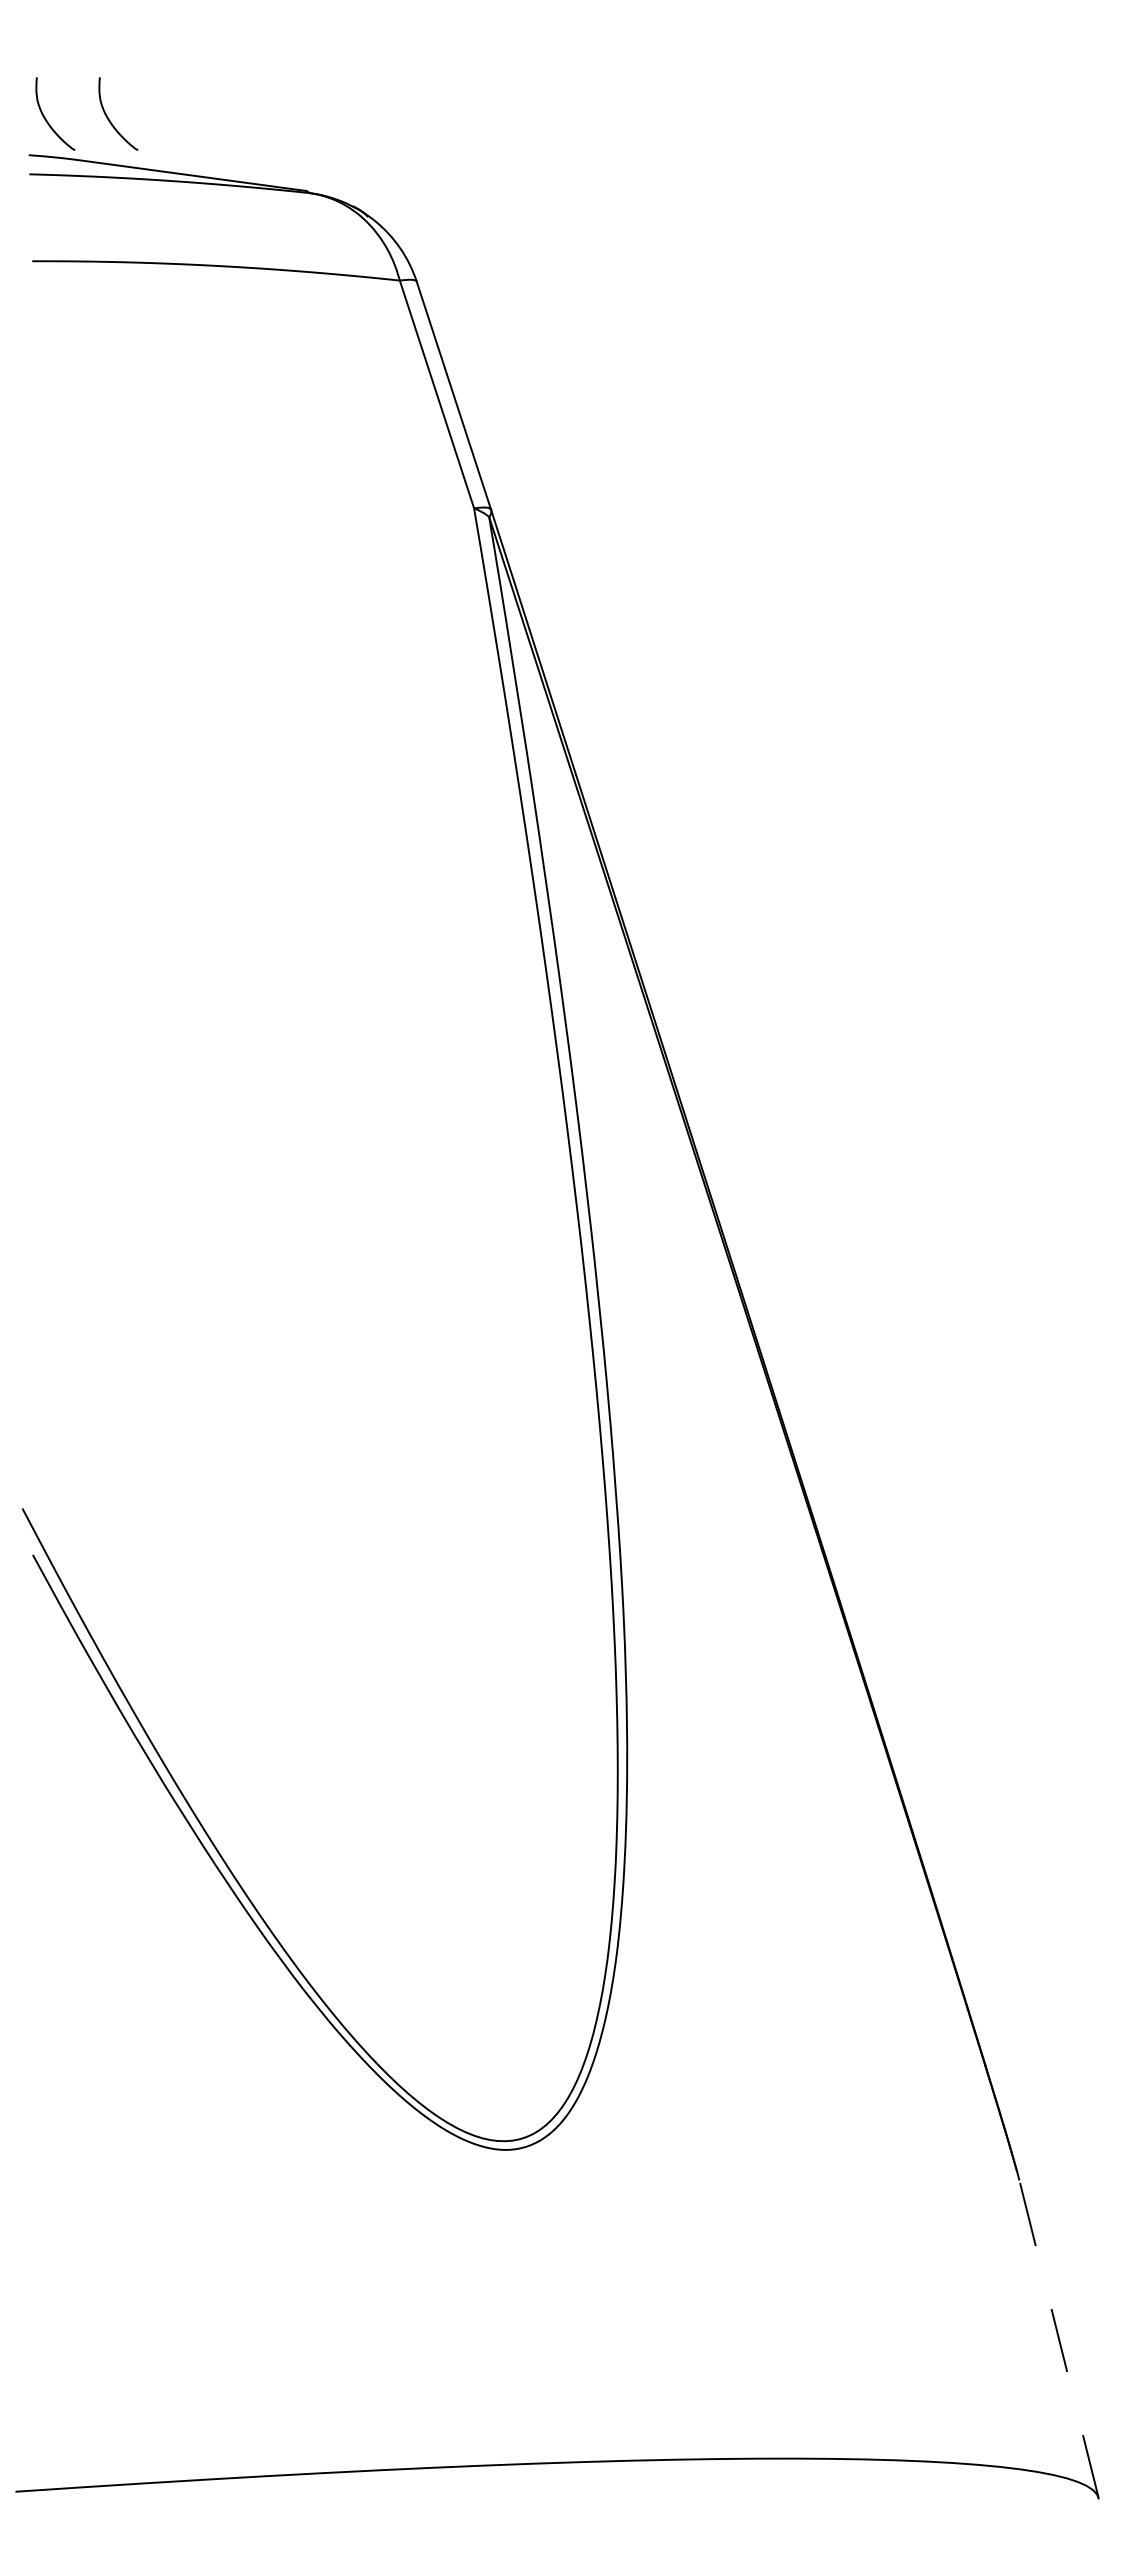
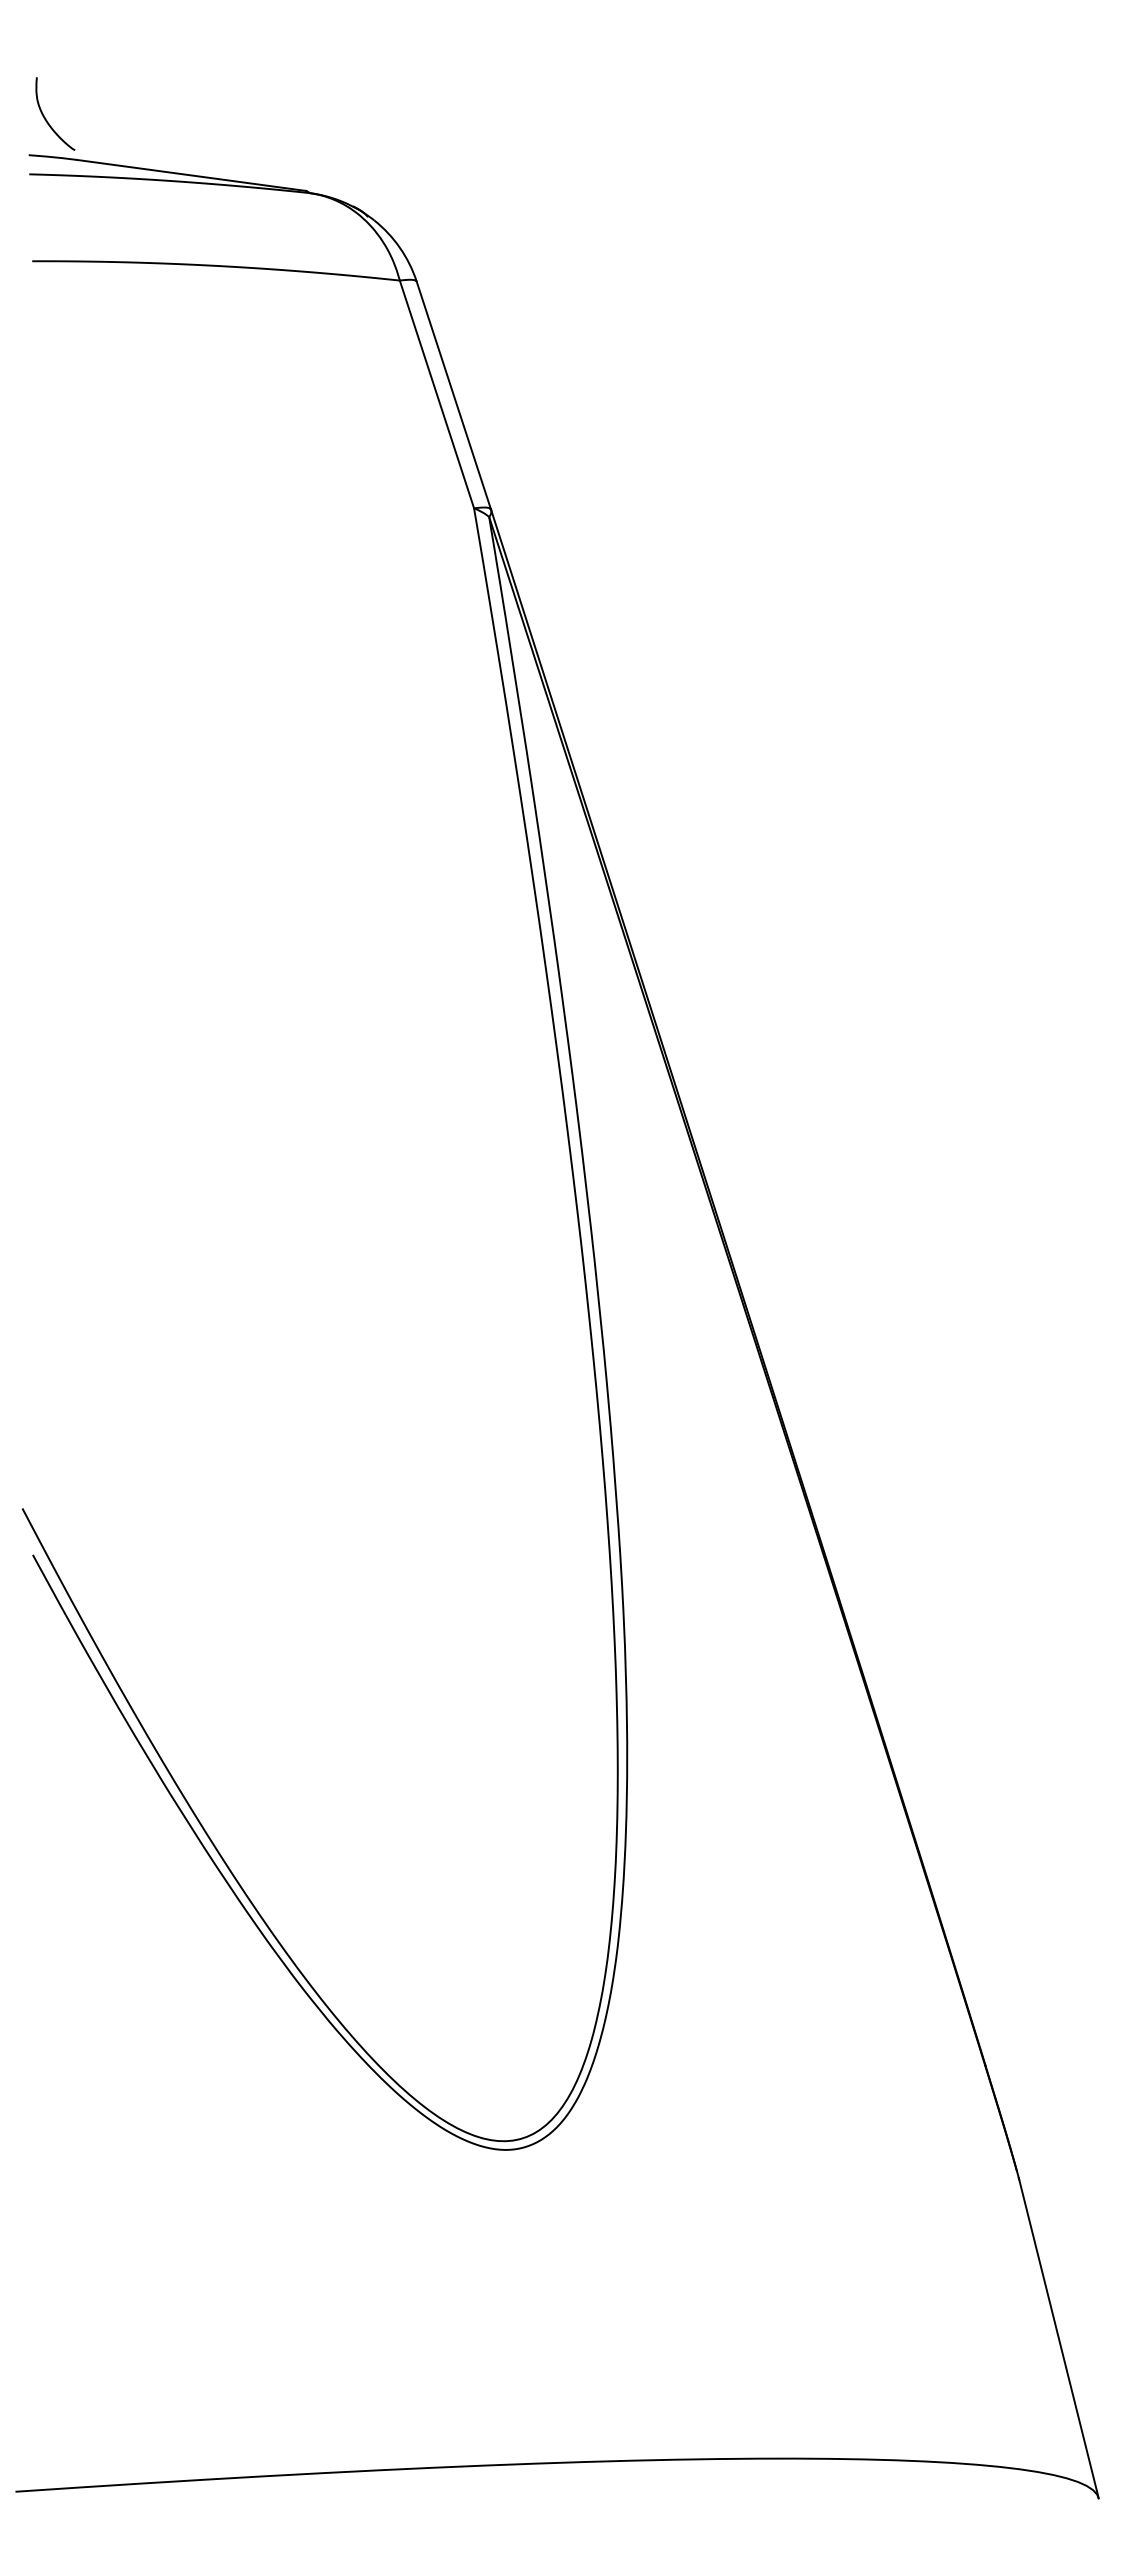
curve: present -> none (109, 118)
line: dashed -> solid (1058, 2338)
